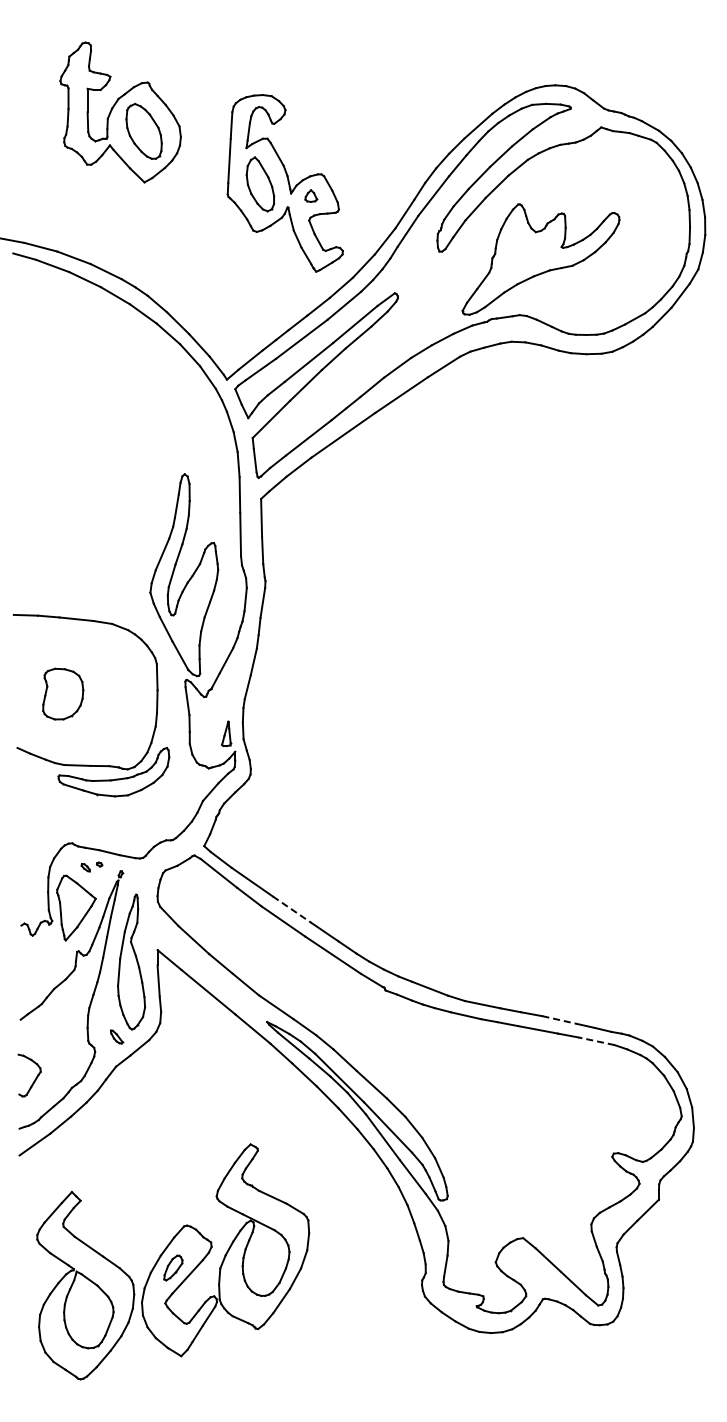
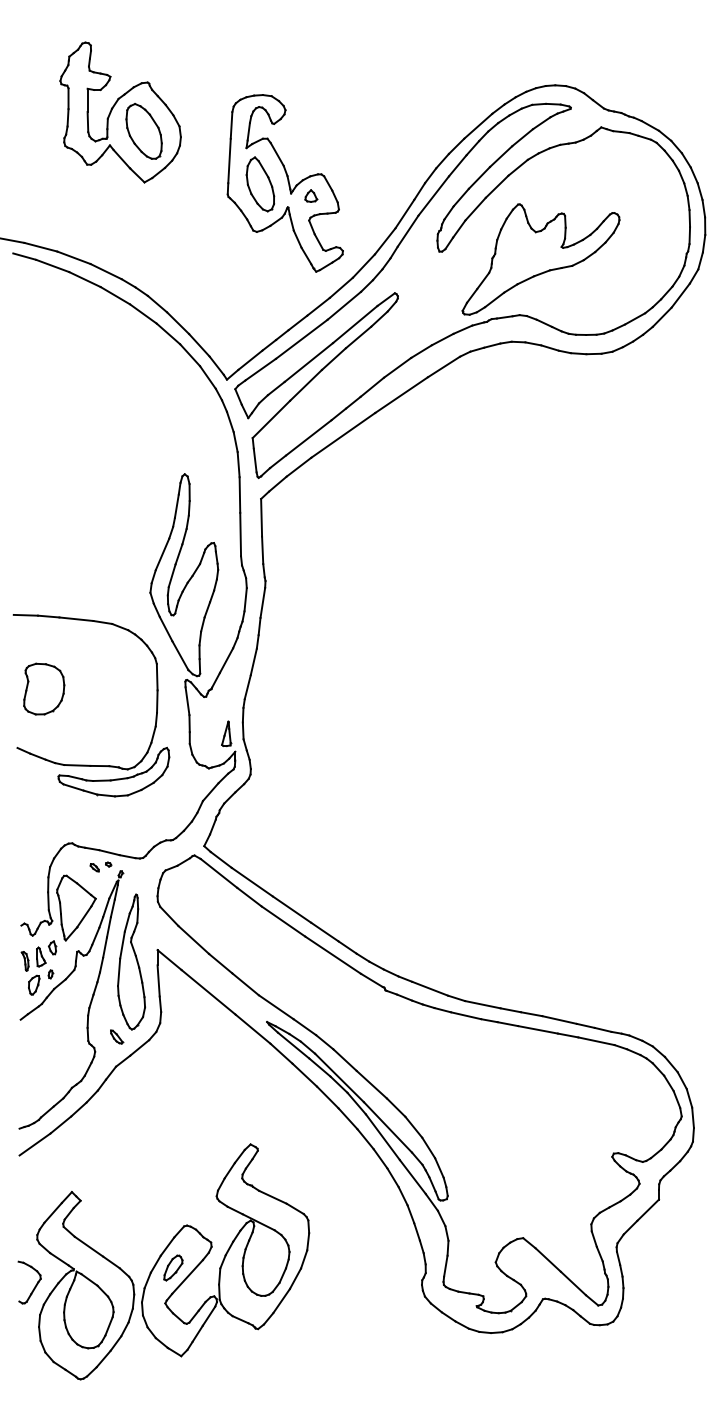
part position: (63, 693) -> (44, 688) (44, 688)
part position: (91, 866) -> (100, 866) (100, 866)
line: dashed -> solid (292, 909)
part: none -> present (38, 967)
line: dashed -> solid (559, 1020)
line: dashed -> solid (596, 1041)
part position: (35, 1077) -> (35, 1284) (35, 1284)
